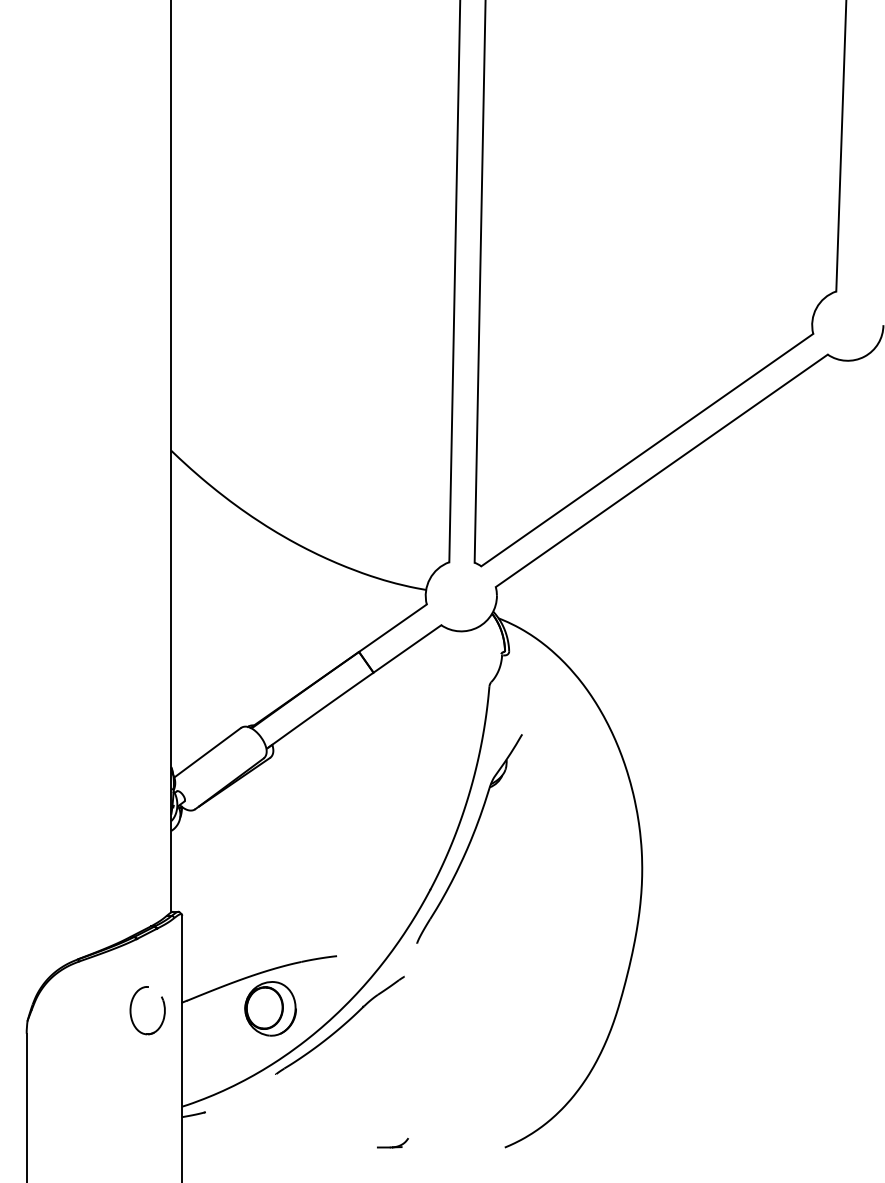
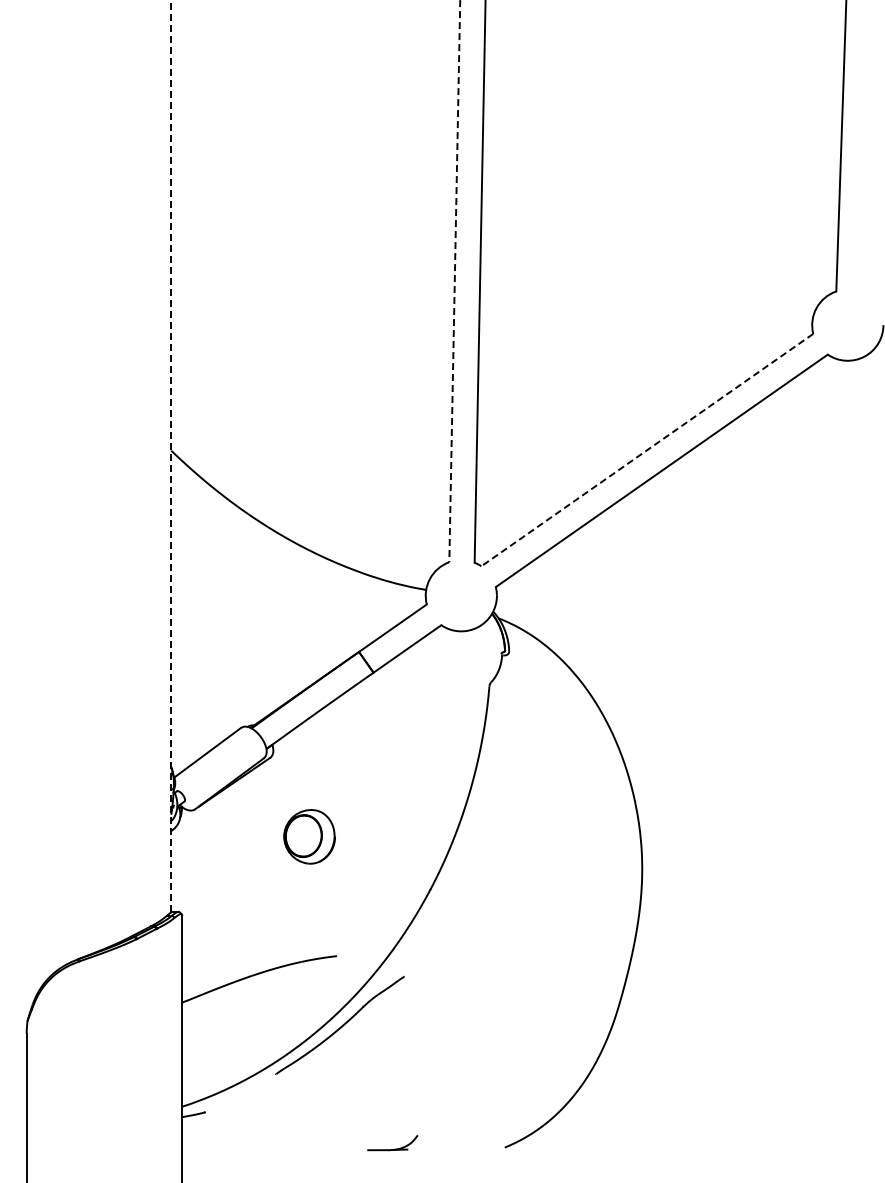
line: solid -> dashed (454, 281)
line: solid -> dashed (647, 450)
line: solid -> dashed (171, 456)
part: present -> none (469, 838)
part position: (270, 1008) -> (309, 836) (309, 836)
part: present -> none (131, 1010)
part size: 32x12 px -> 52x17 px (392, 1143)
